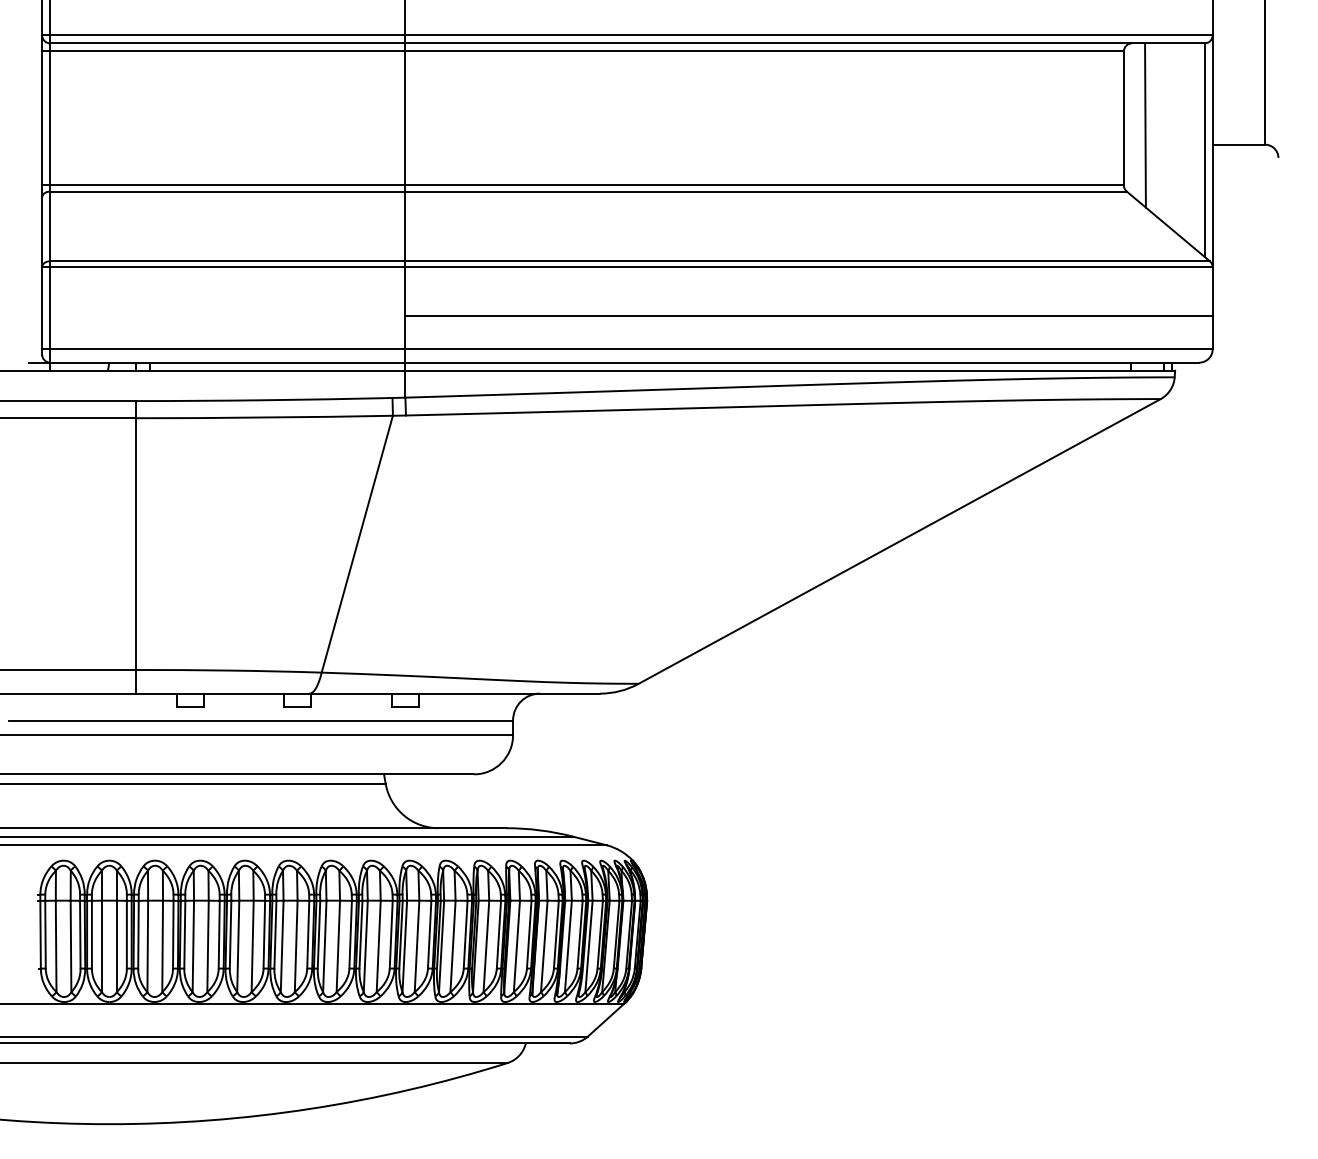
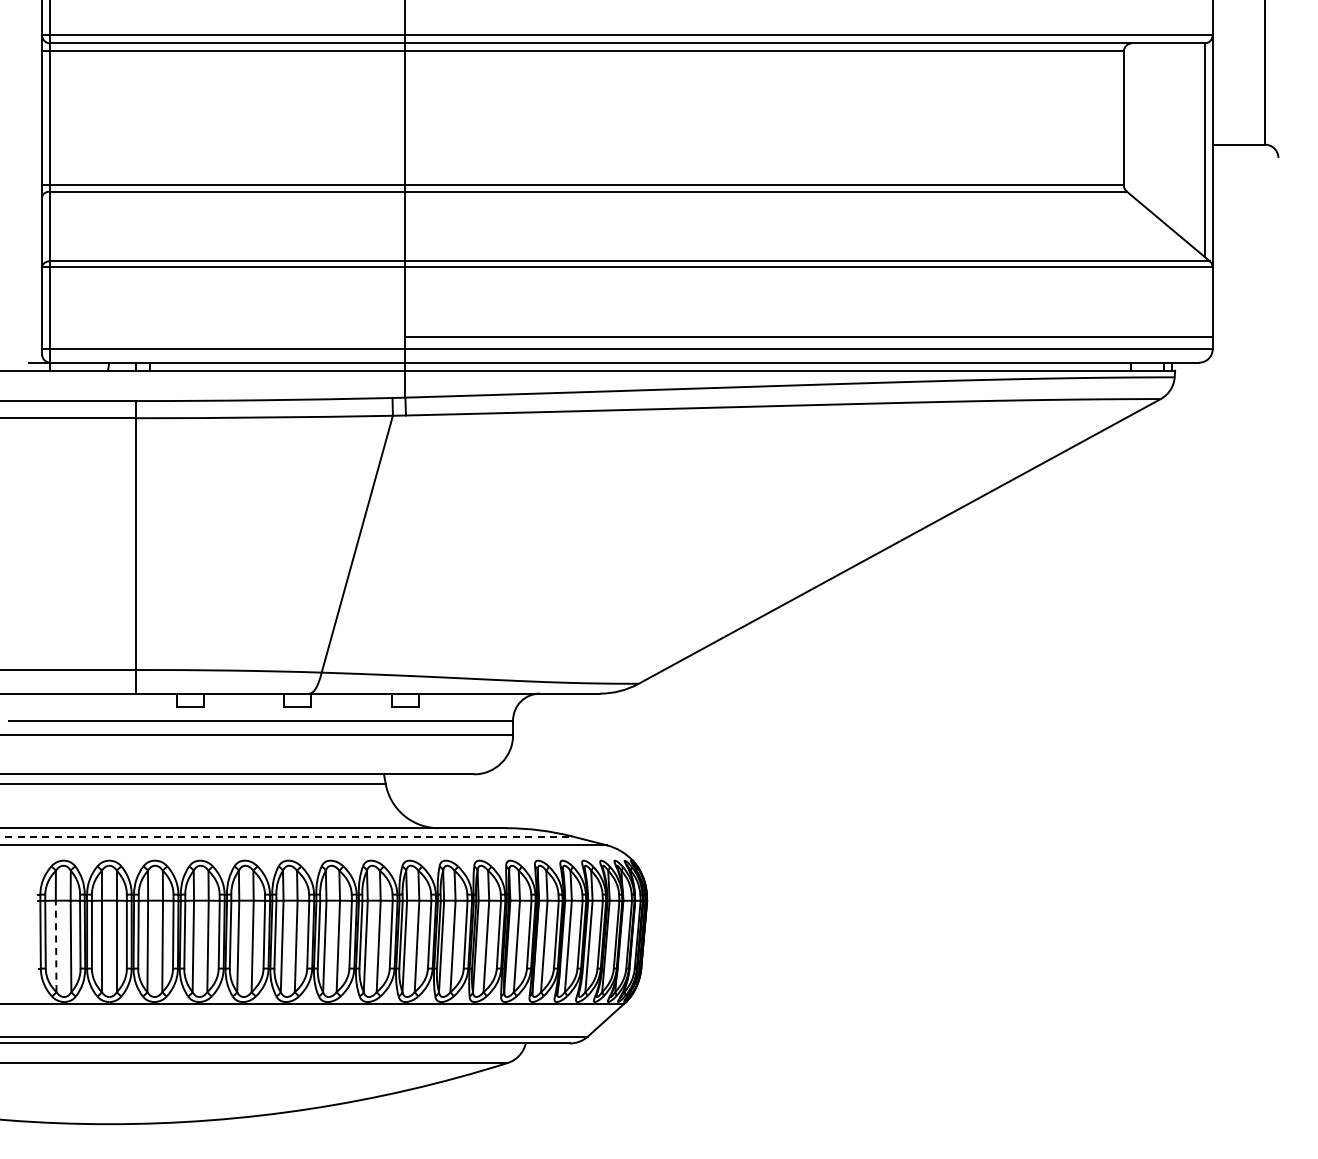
line: present -> none (1145, 125)
line position: (808, 316) -> (808, 337) (808, 337)
line: solid -> dashed (286, 836)
line: solid -> dashed (56, 946)
